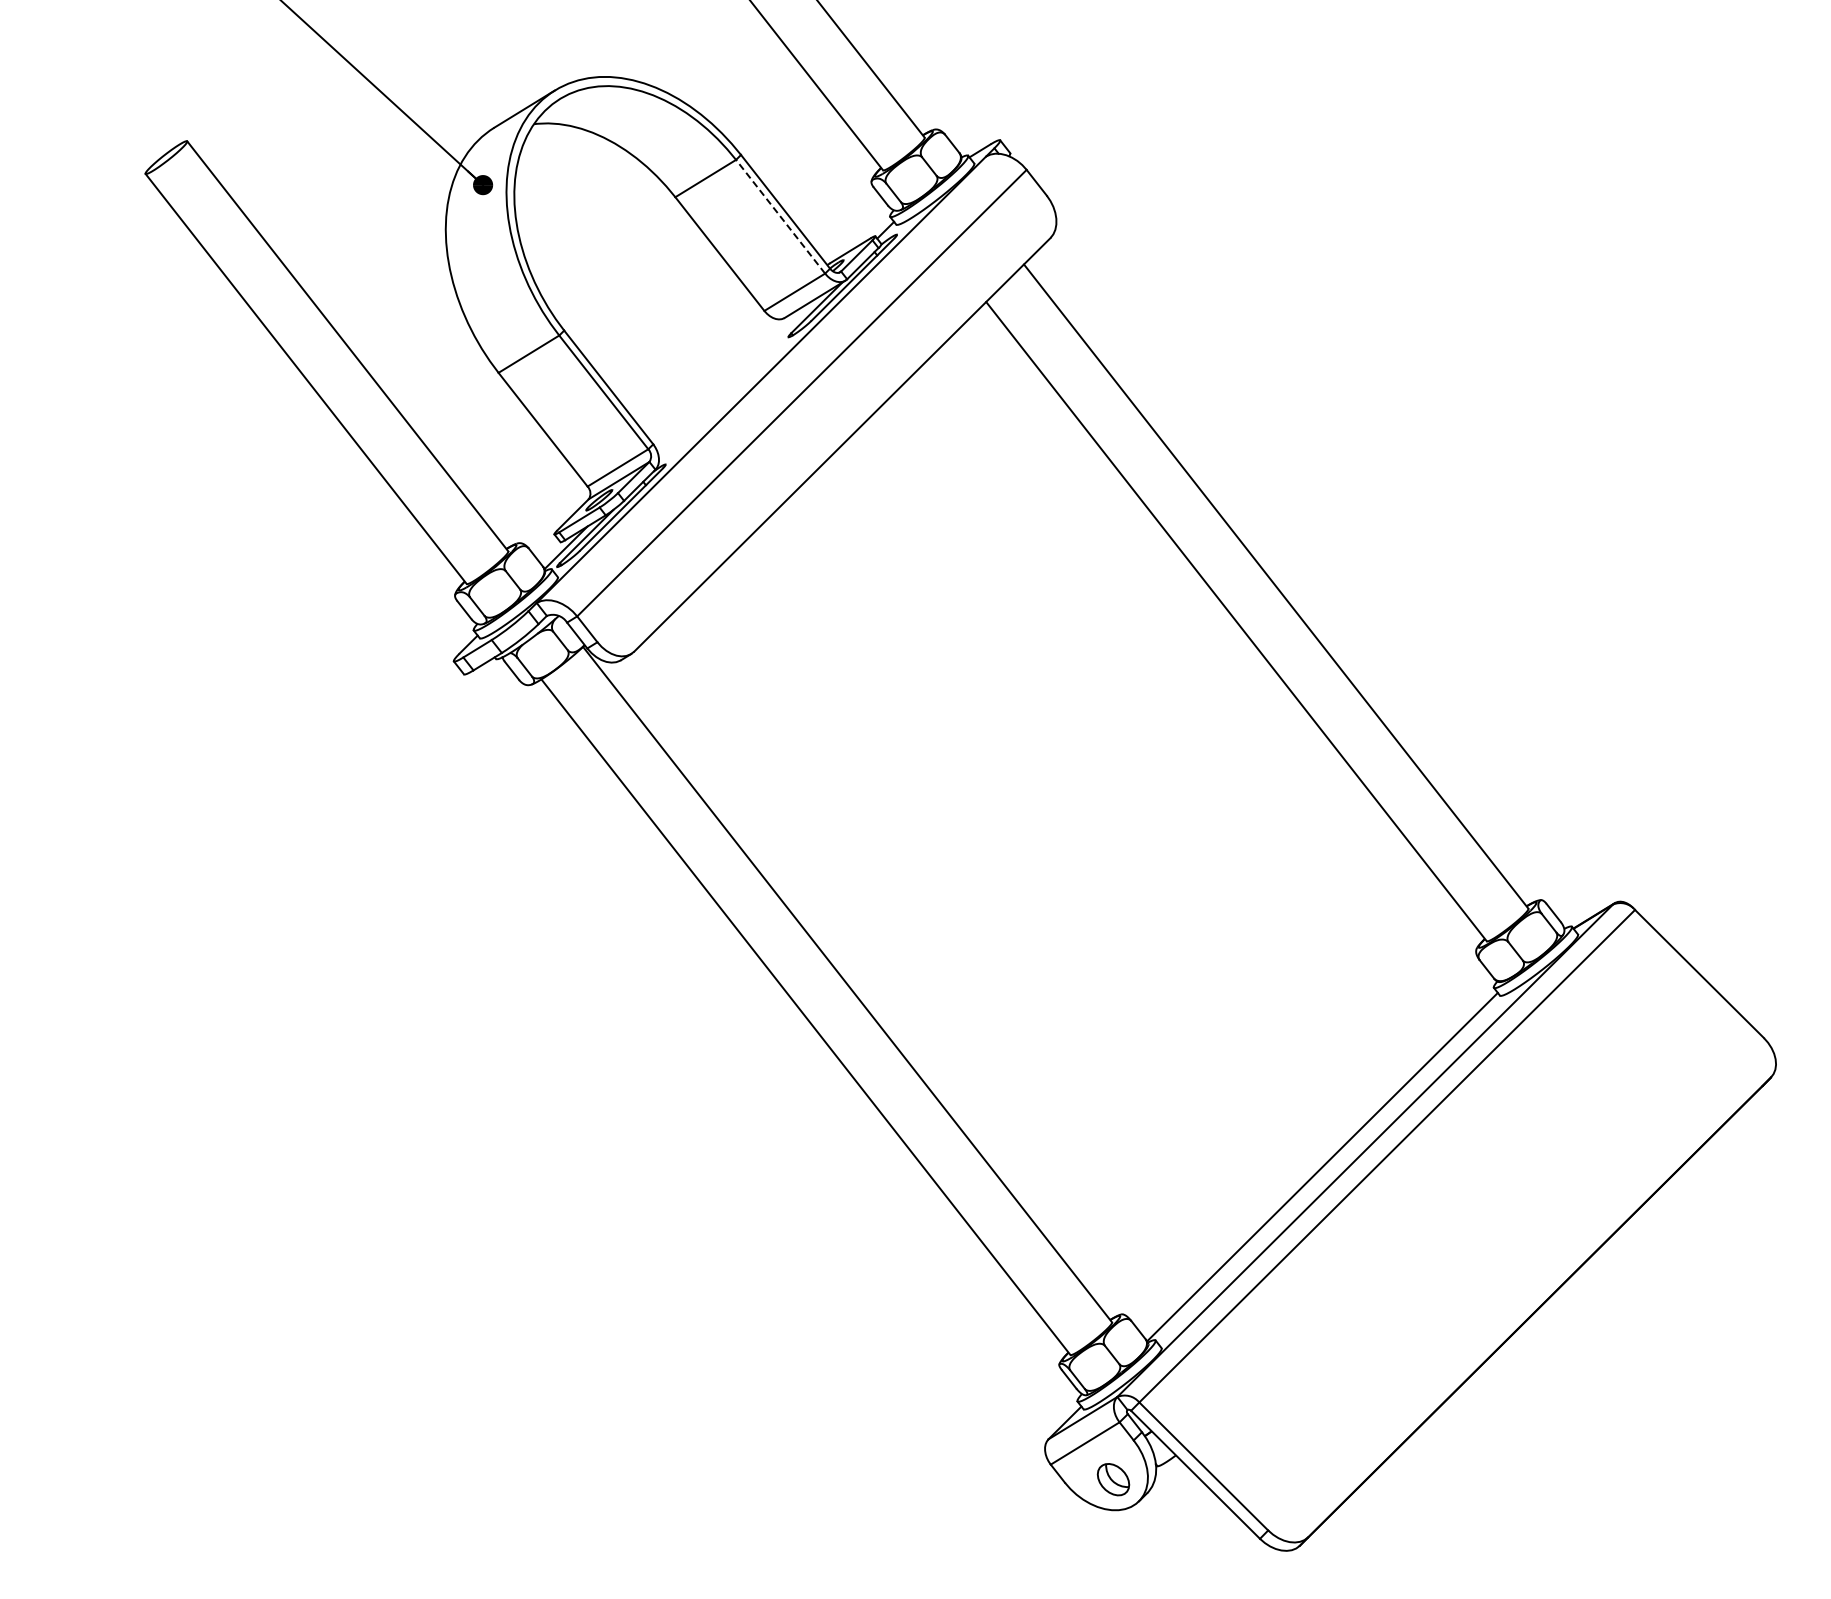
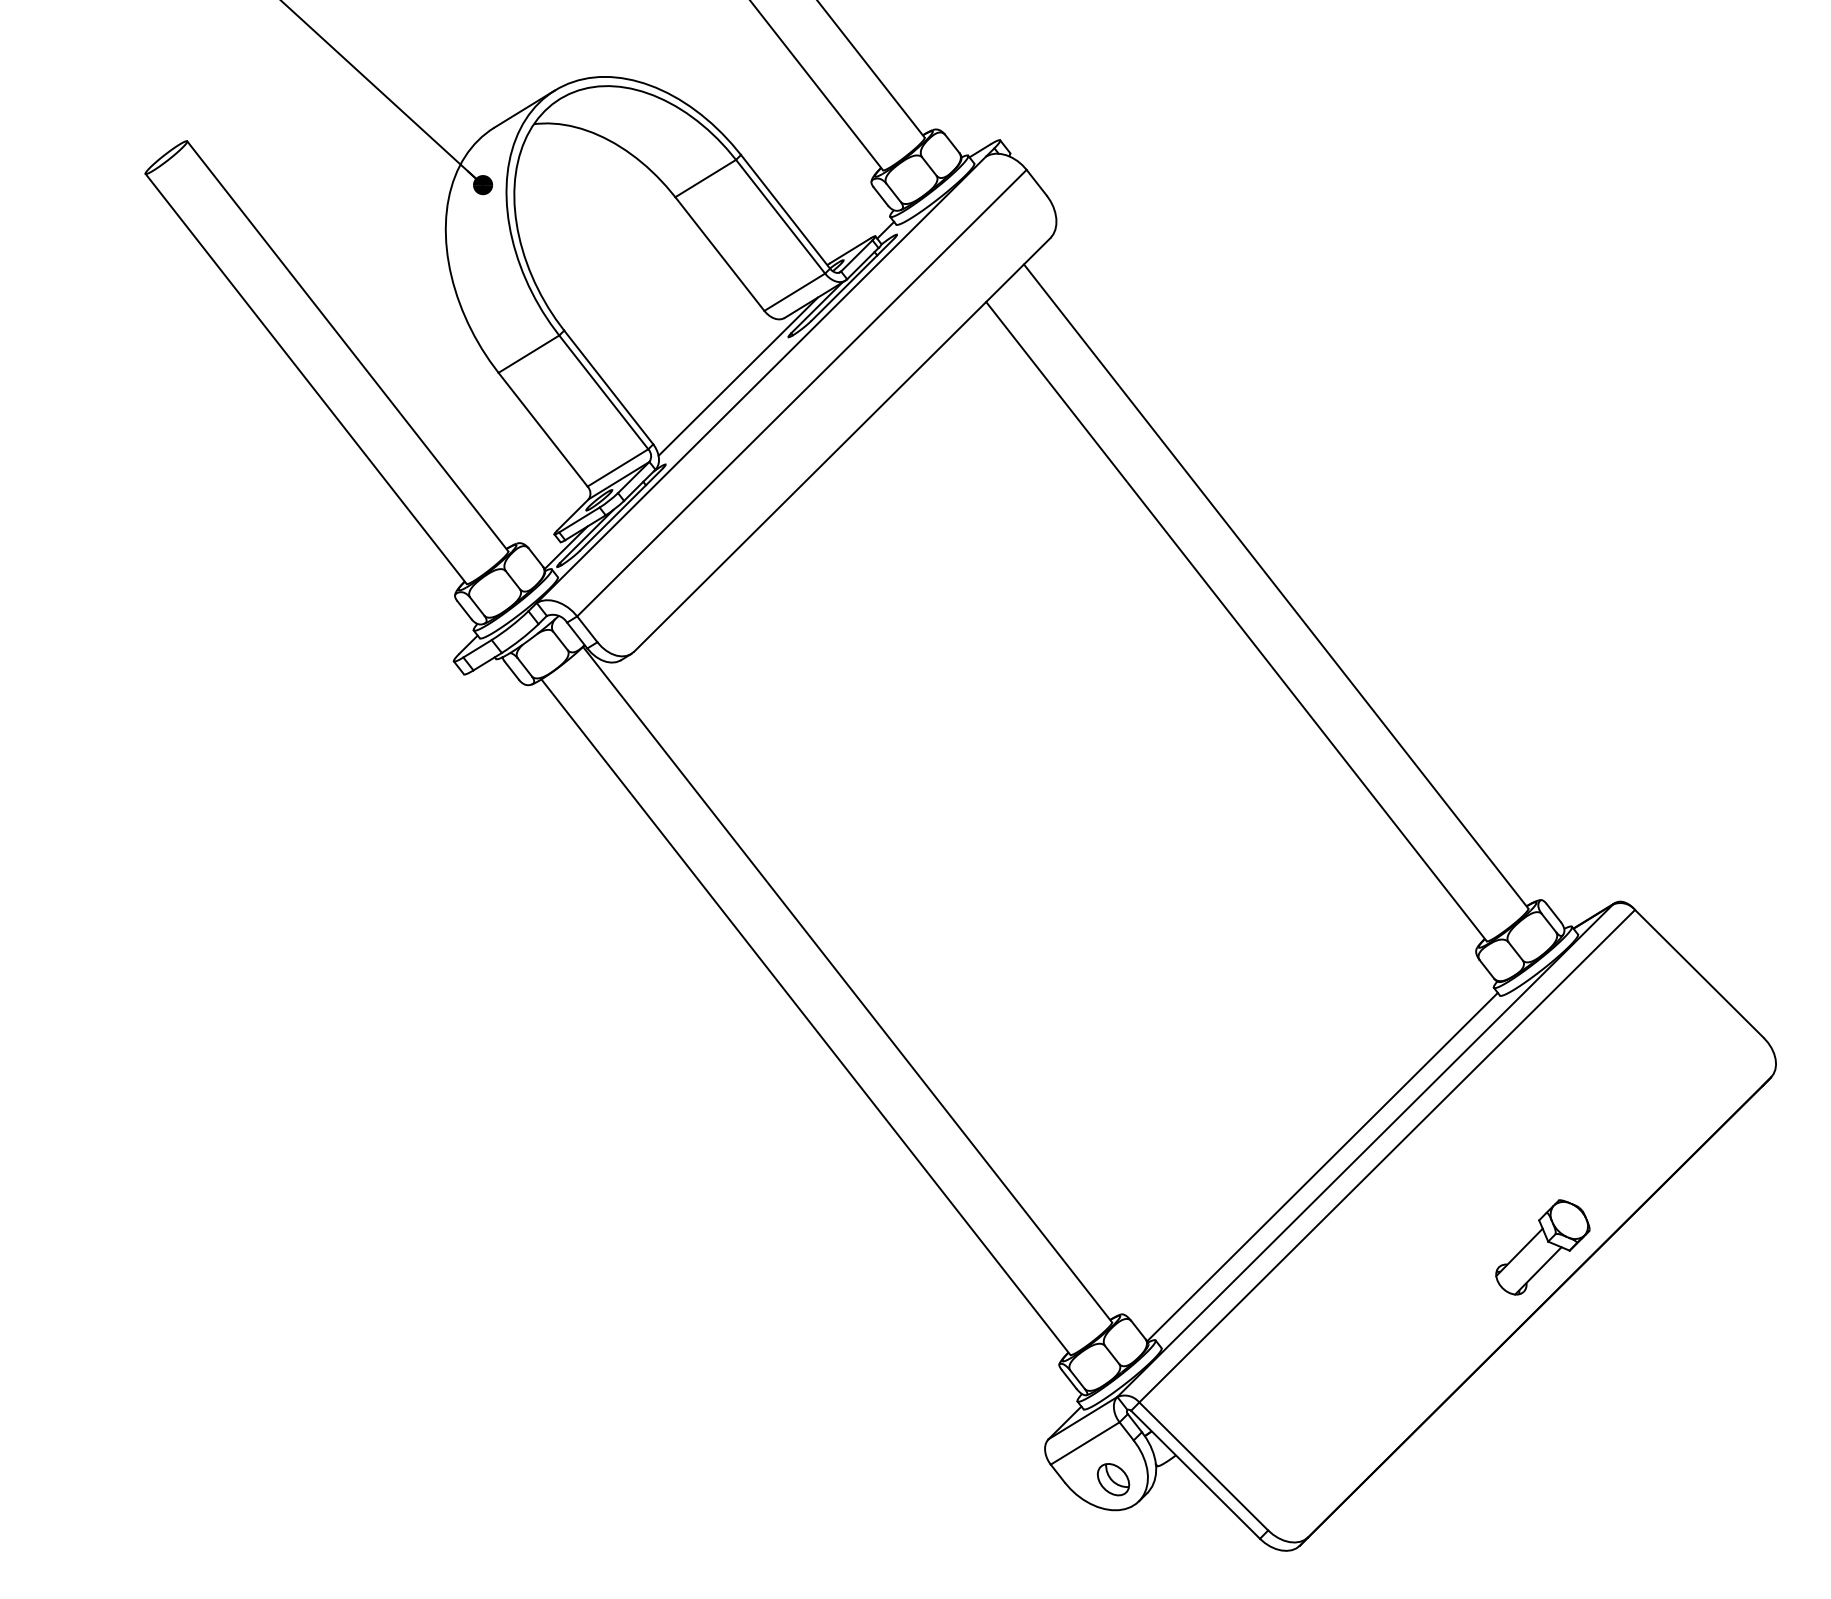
line: dashed -> solid (780, 216)
line: none -> present (738, 376)
part: none -> present (1542, 1247)
